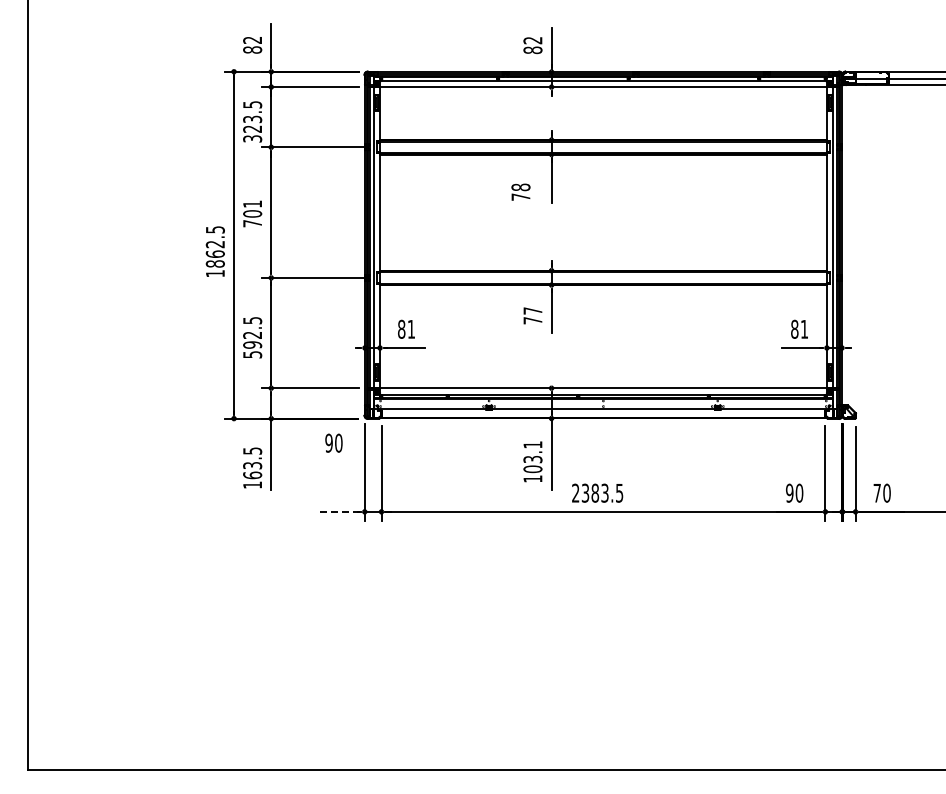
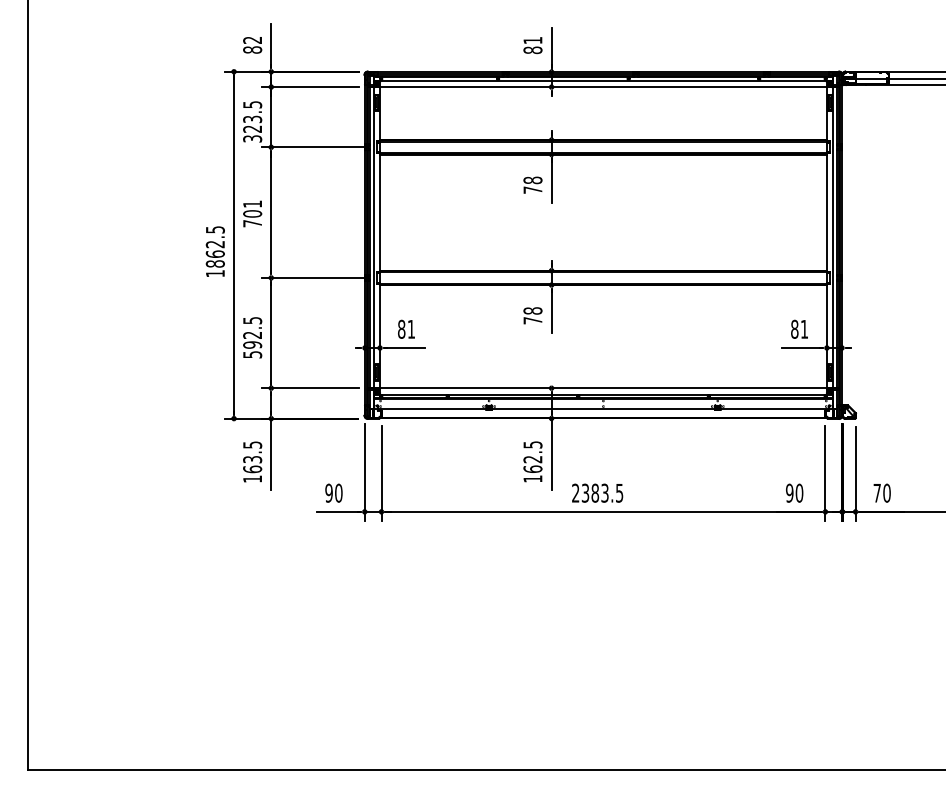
text: 82 -> 81 (532, 40)
text position: (520, 191) -> (532, 184) (532, 184)
text: 77 -> 78 (532, 310)
text position: (333, 442) -> (333, 492) (333, 492)
text: 103.1 -> 162.5 (532, 456)
text position: (252, 467) -> (252, 461) (252, 461)
line: dashed -> solid (338, 511)
